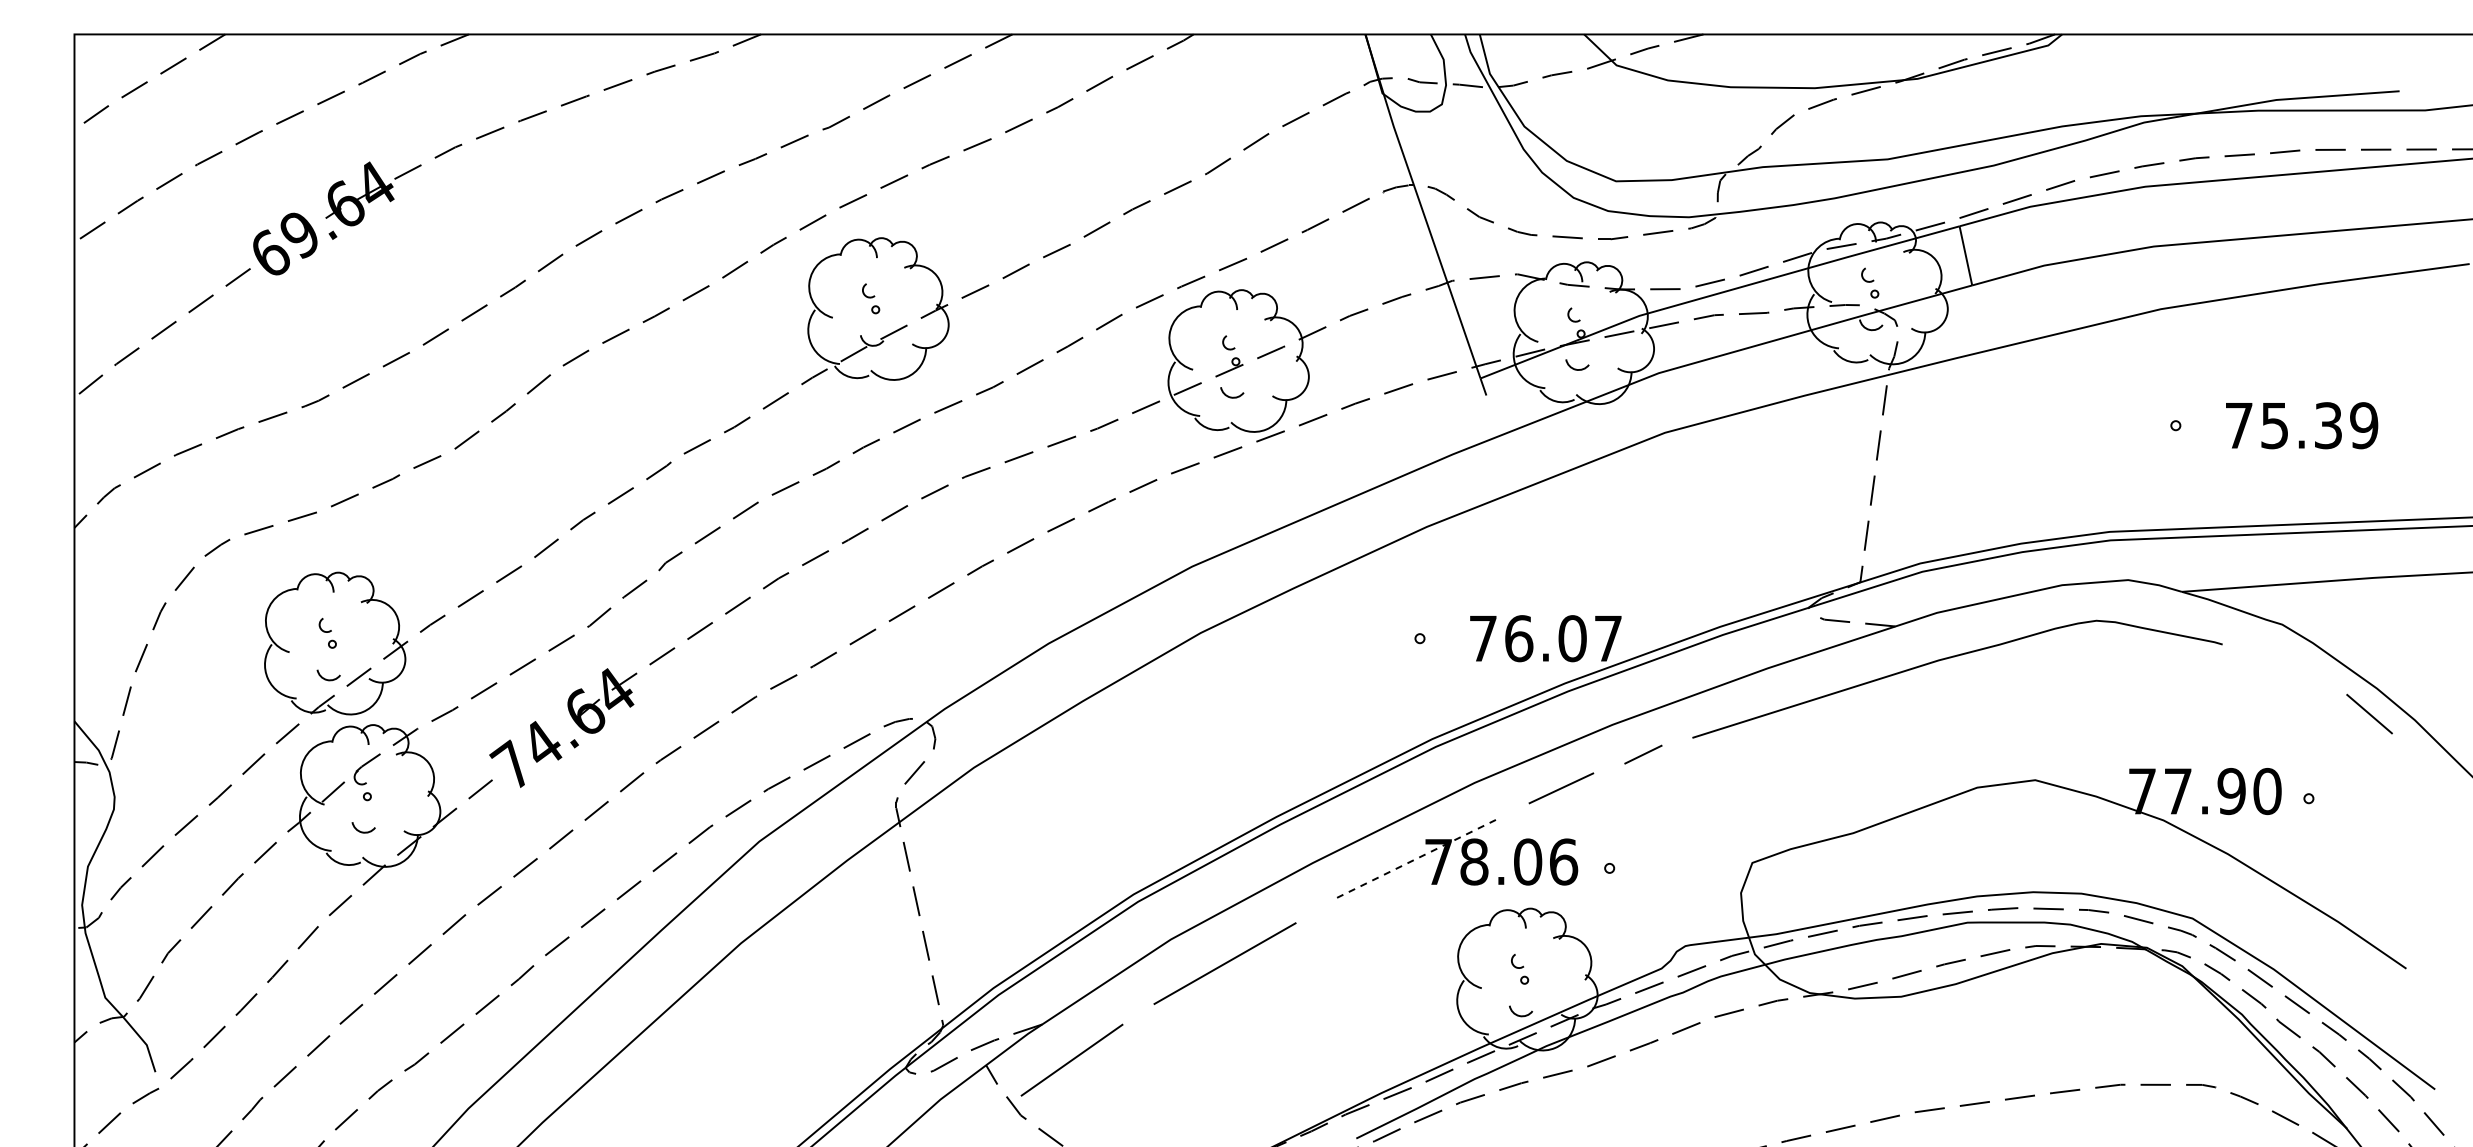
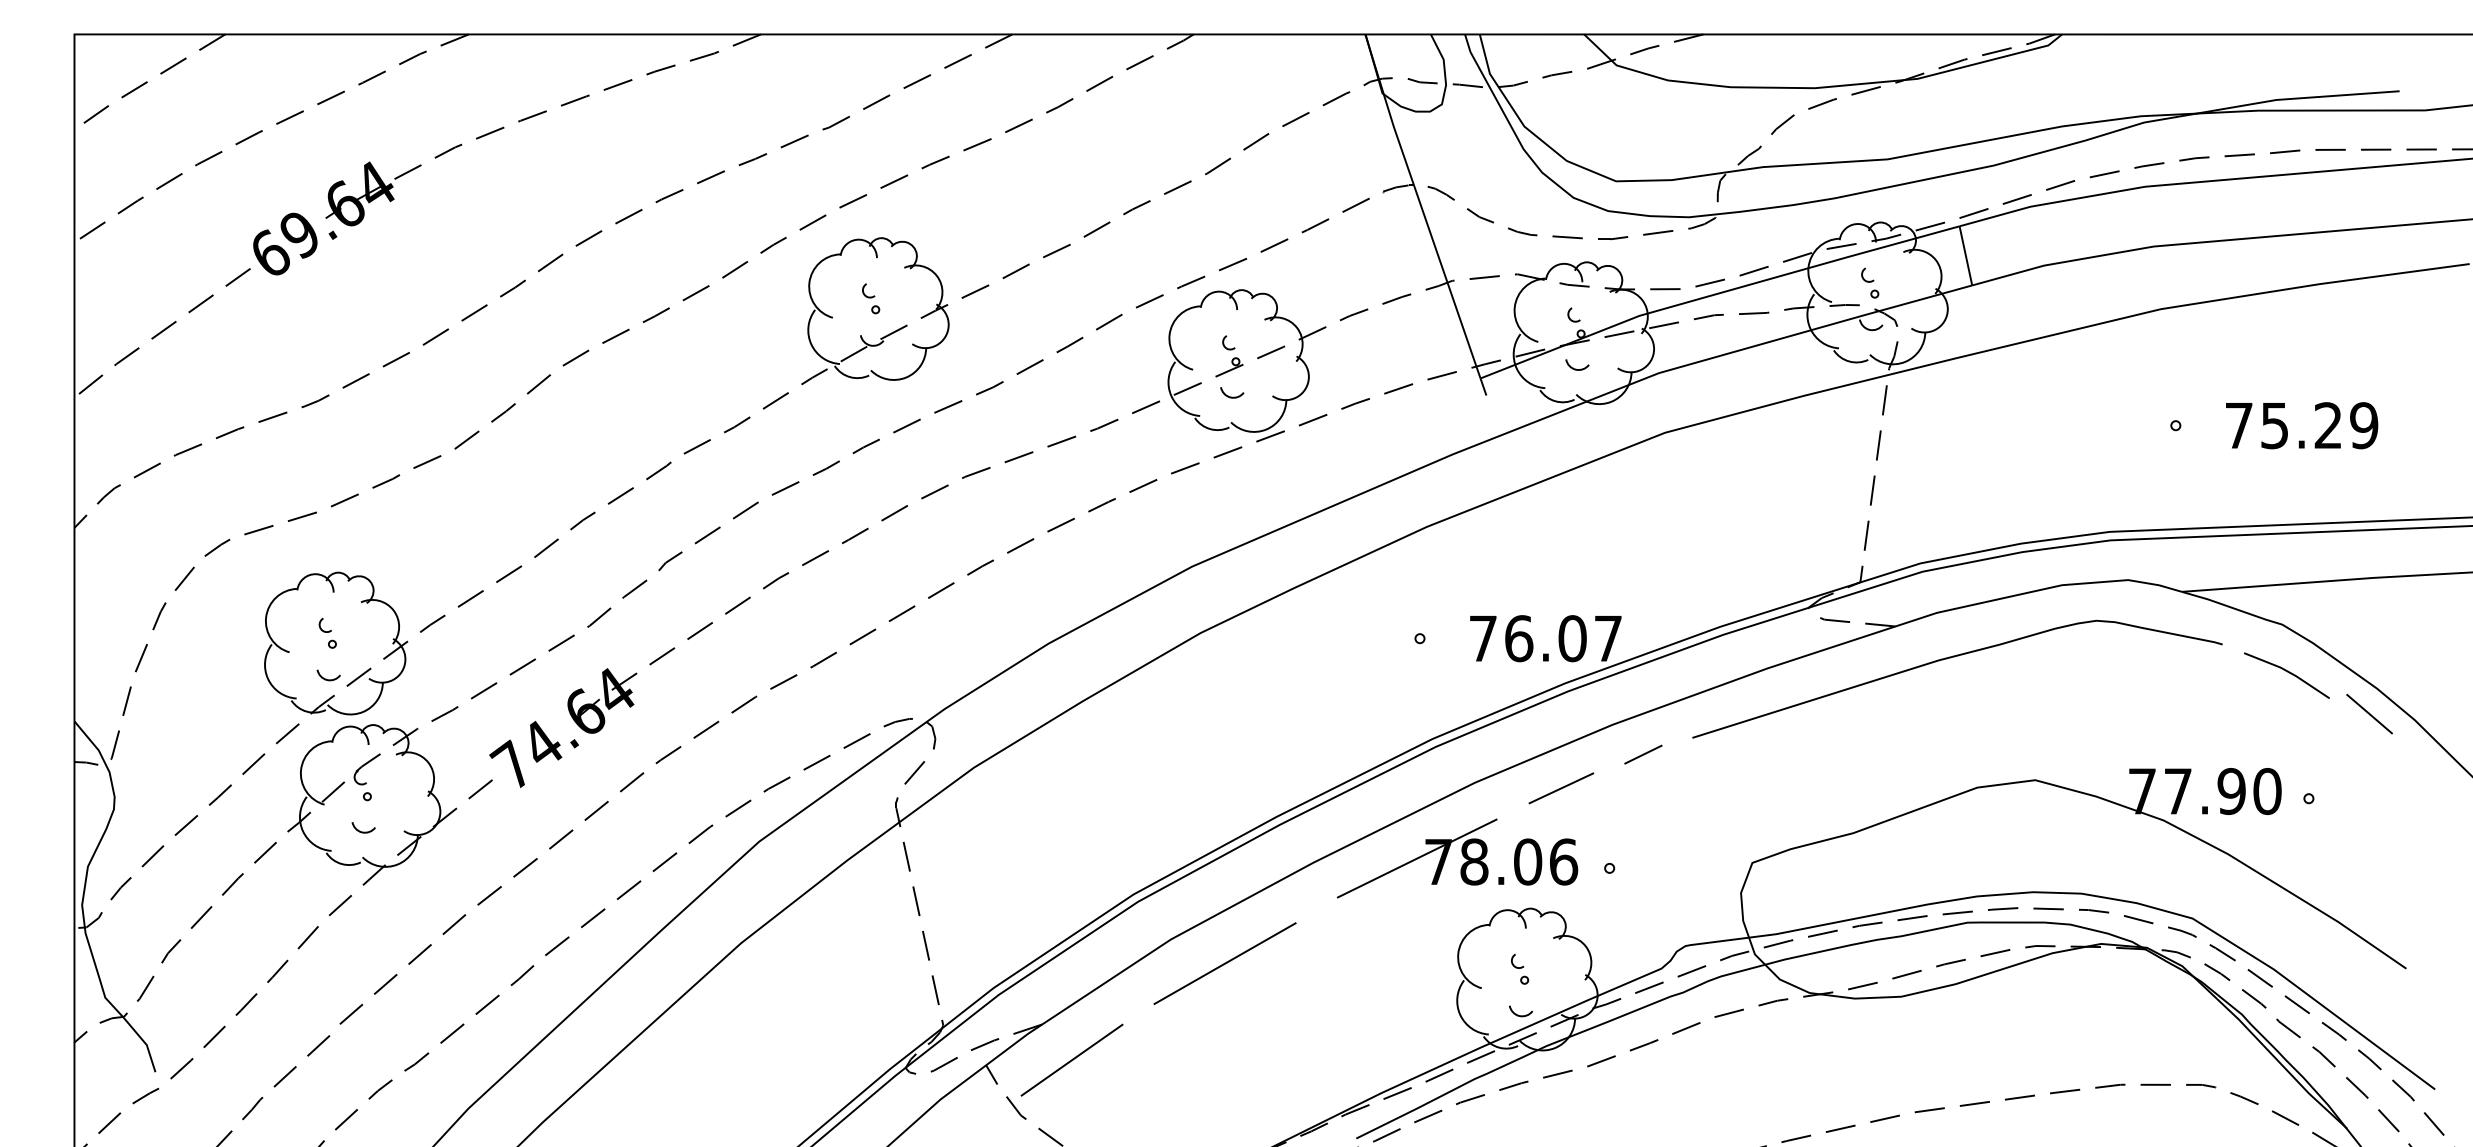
text: 75.39 -> 75.29 (2327, 425)
line: none -> present (2287, 672)
line: dashed -> solid (1417, 858)
